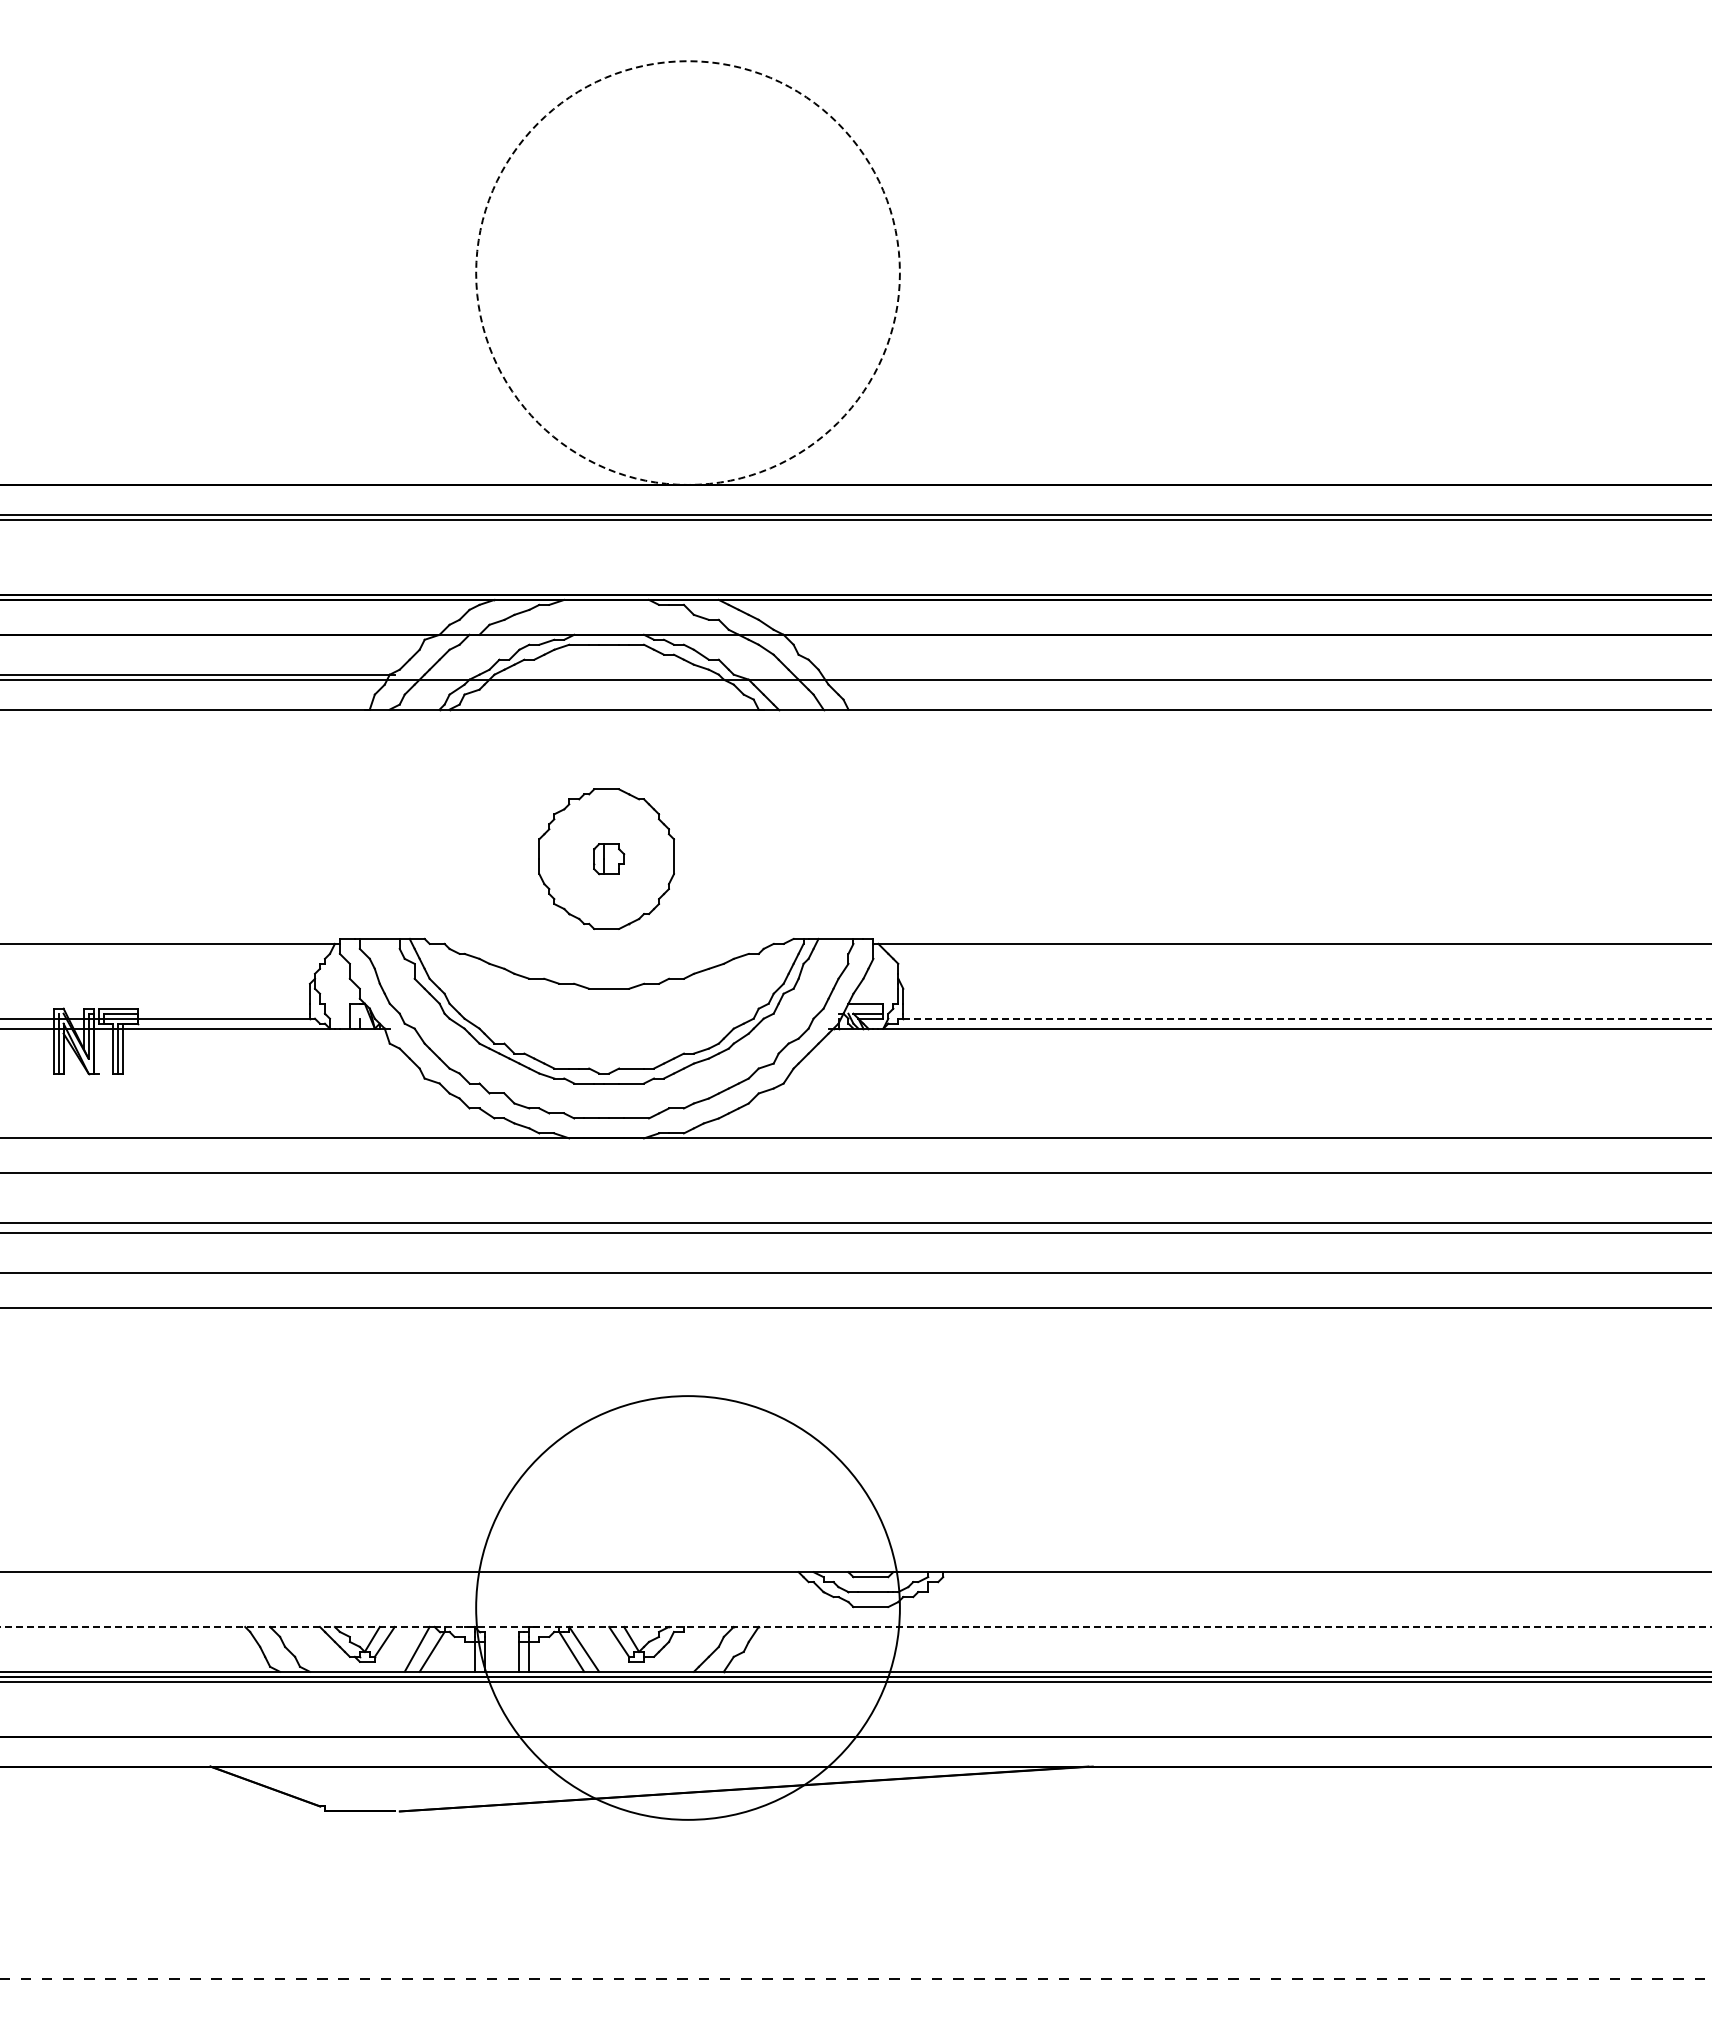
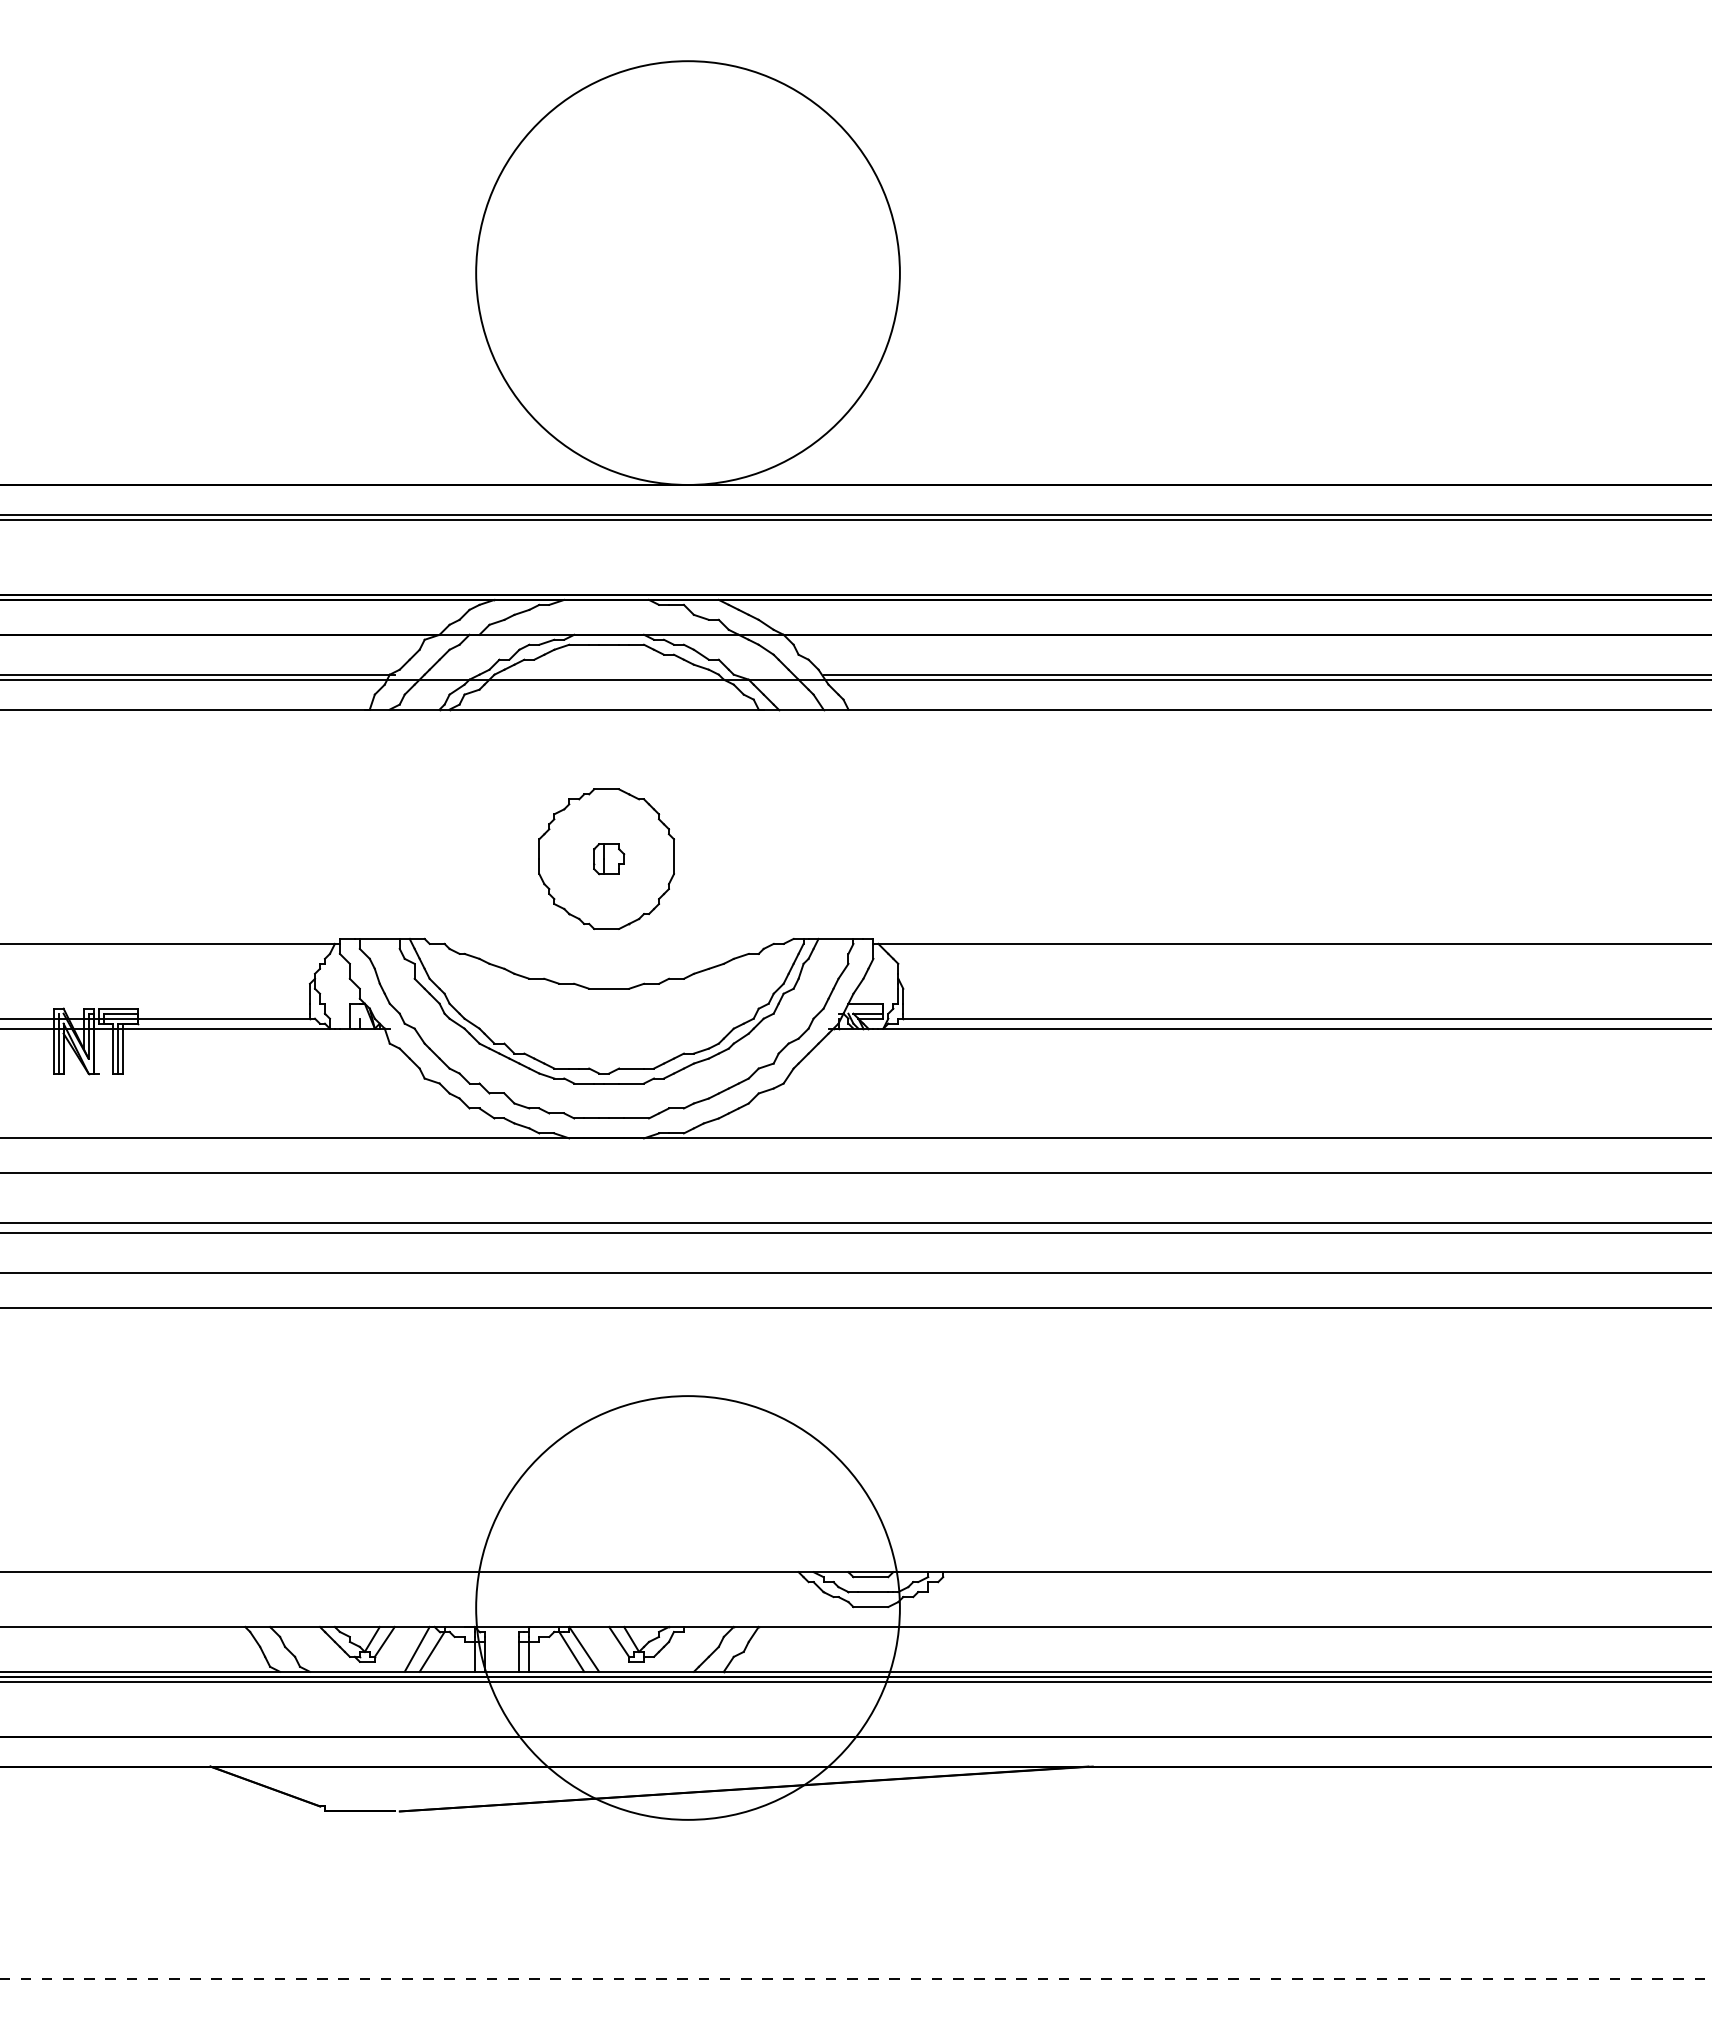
circle: dashed -> solid (687, 272)
line: none -> present (1265, 674)
line: dashed -> solid (1307, 1018)
line: dashed -> solid (856, 1626)
